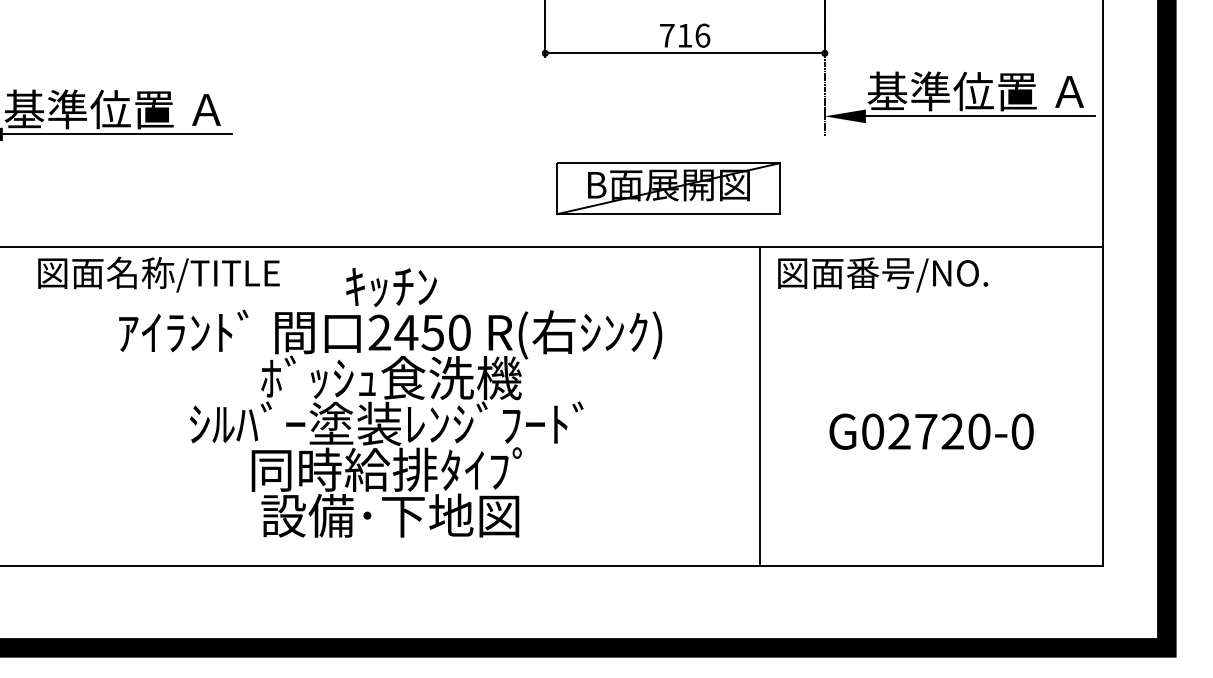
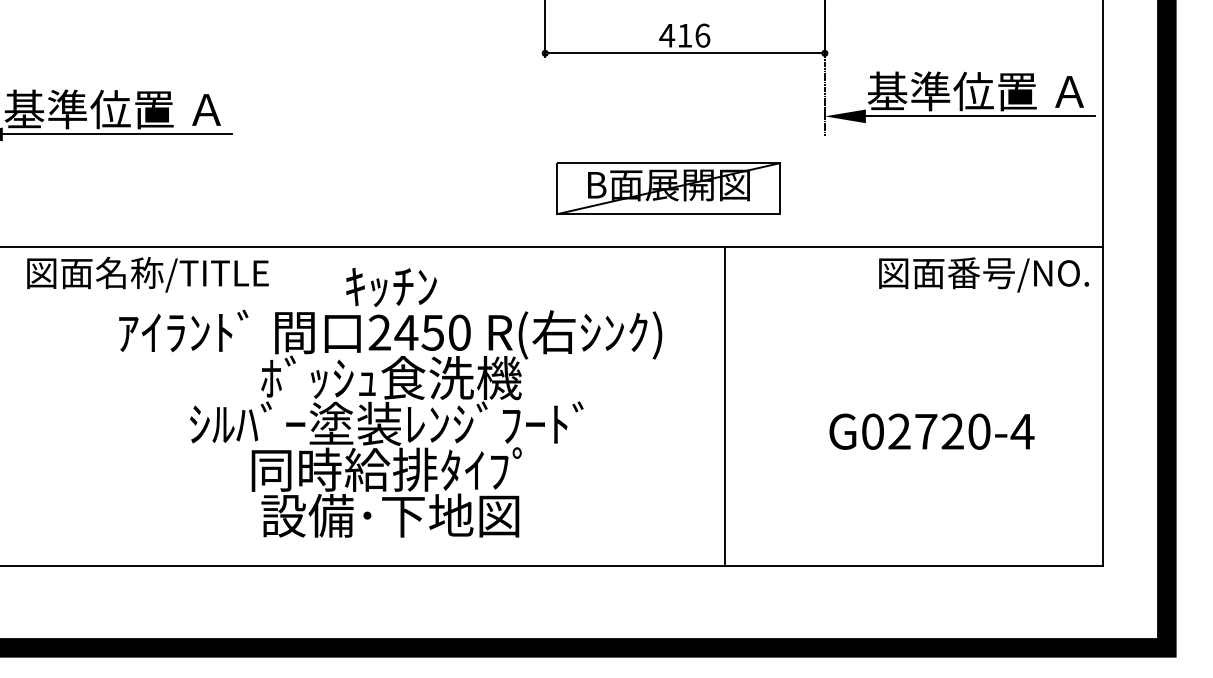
text: 716 -> 416 (667, 35)
text position: (158, 274) -> (147, 274) (147, 274)
text position: (883, 274) -> (984, 274) (984, 274)
line position: (759, 405) -> (724, 405) (724, 405)
text: G02720-0 -> G02720-4 (1022, 431)
